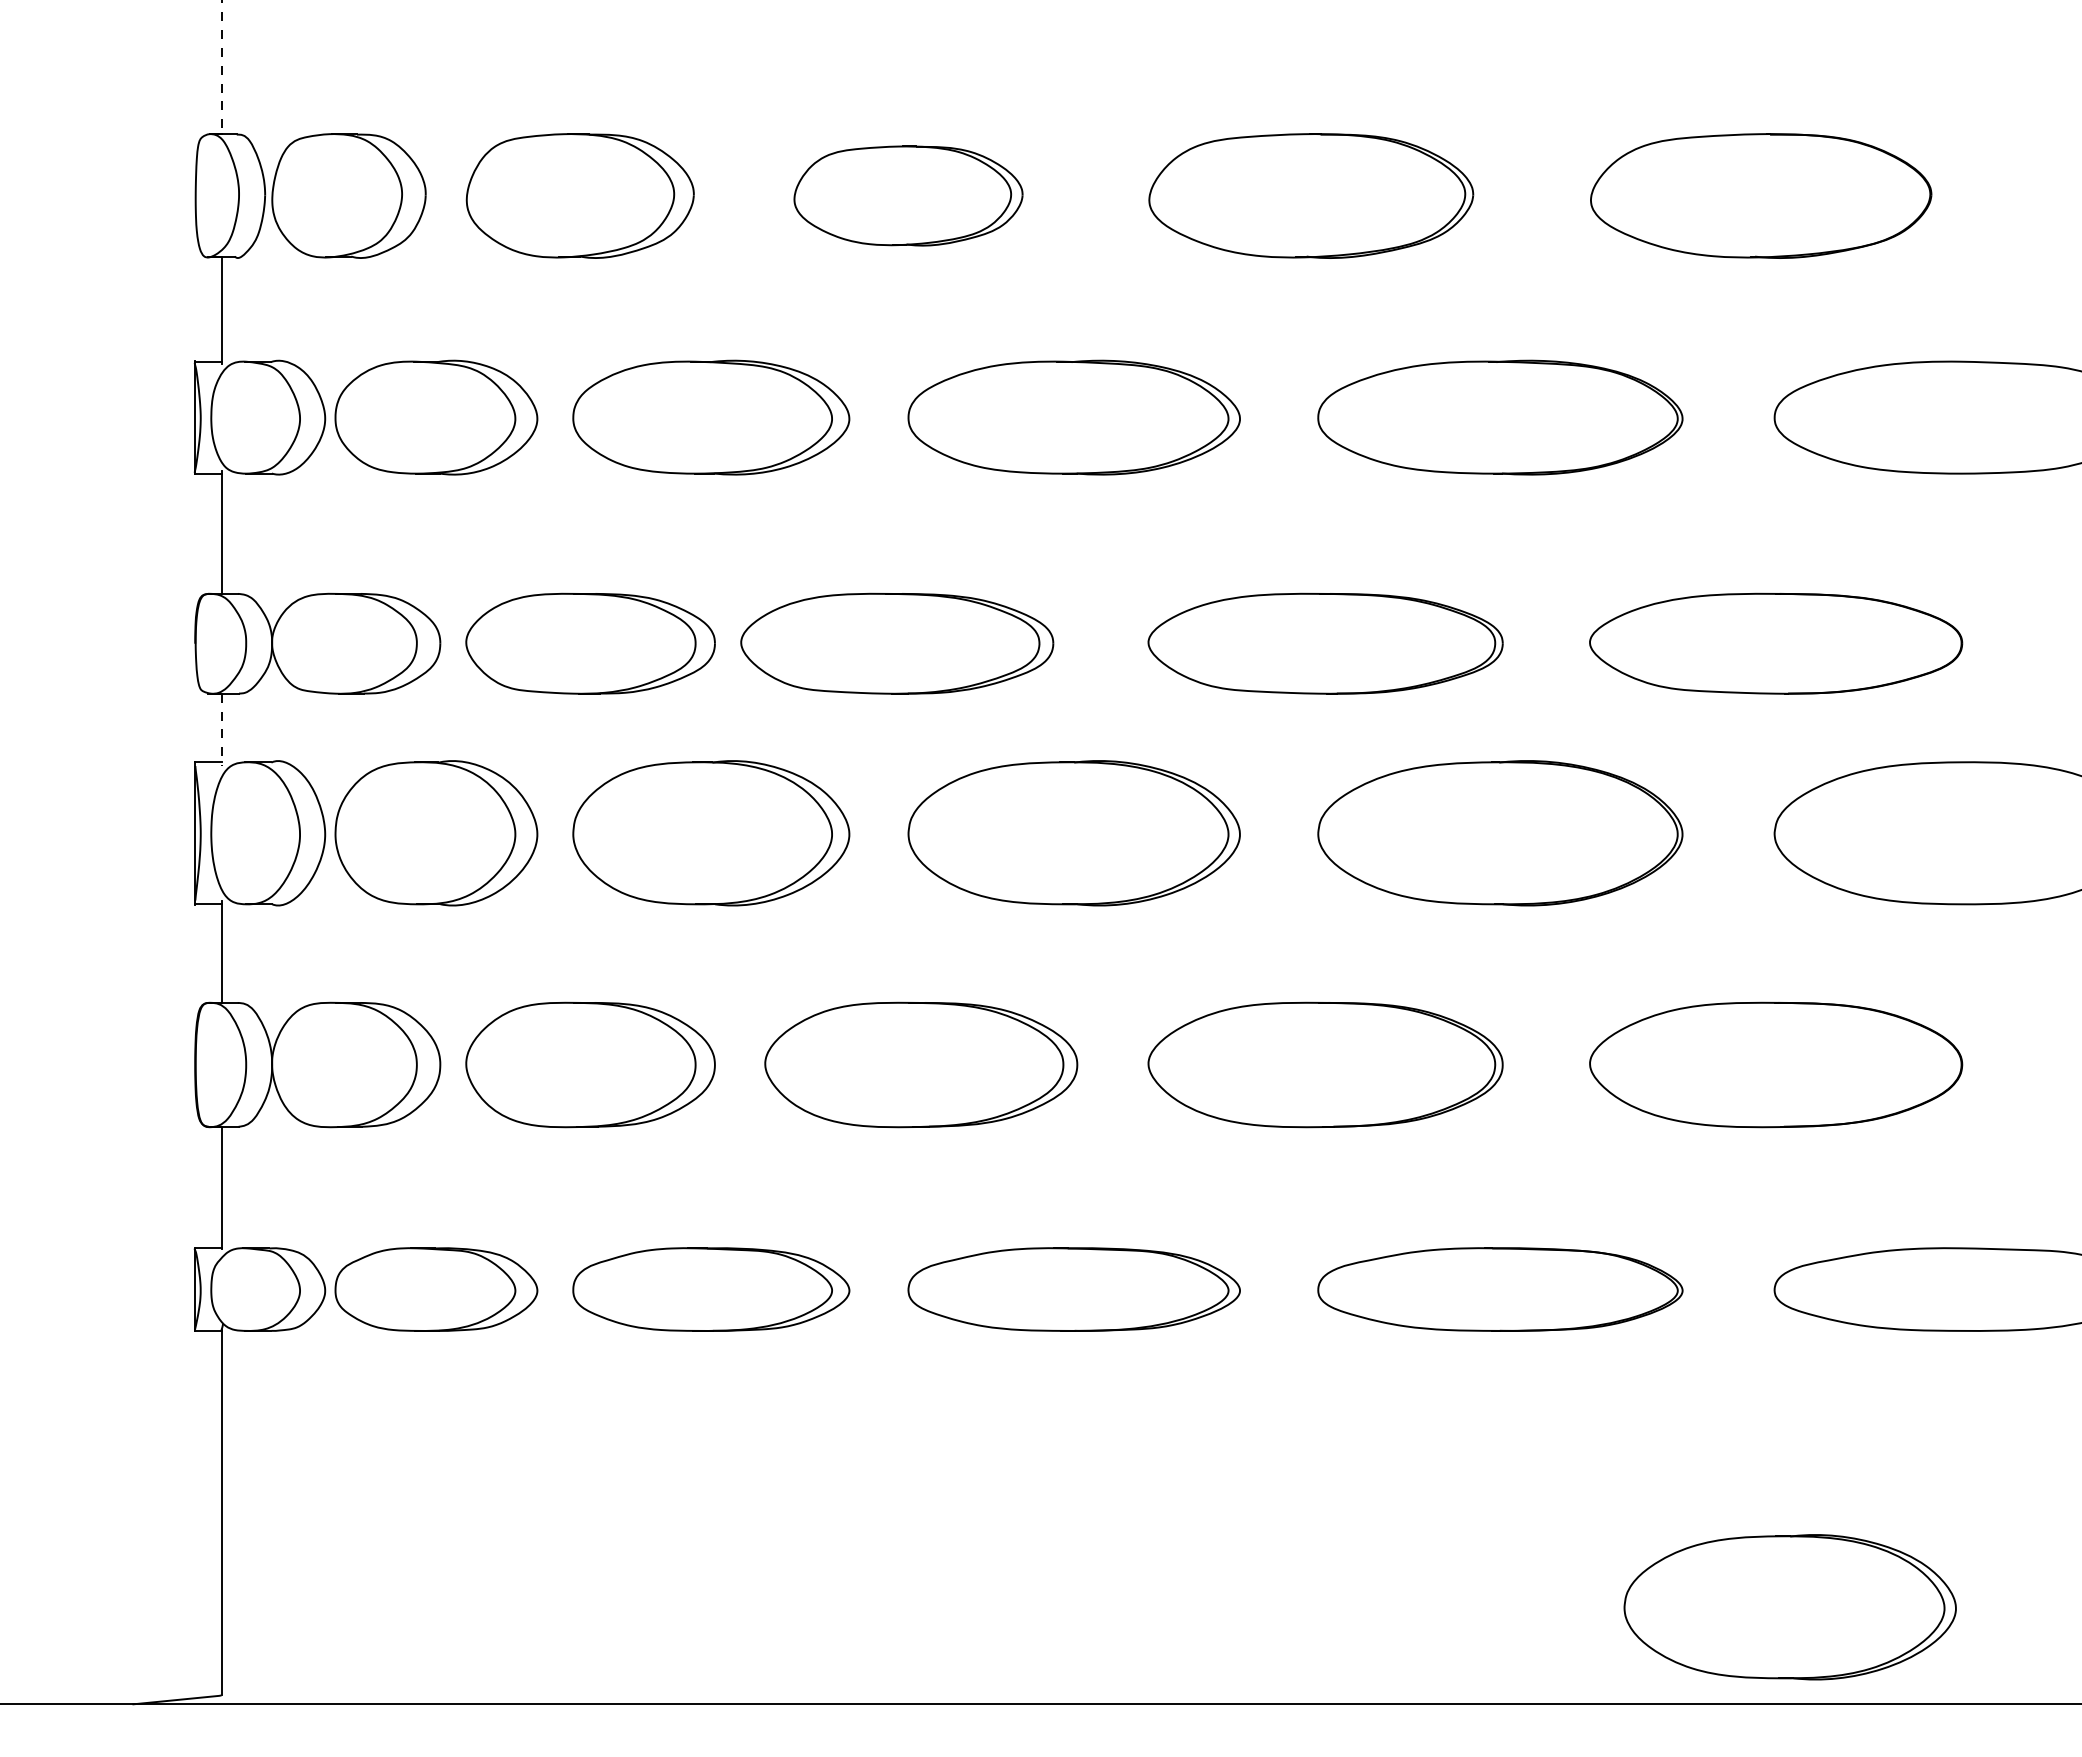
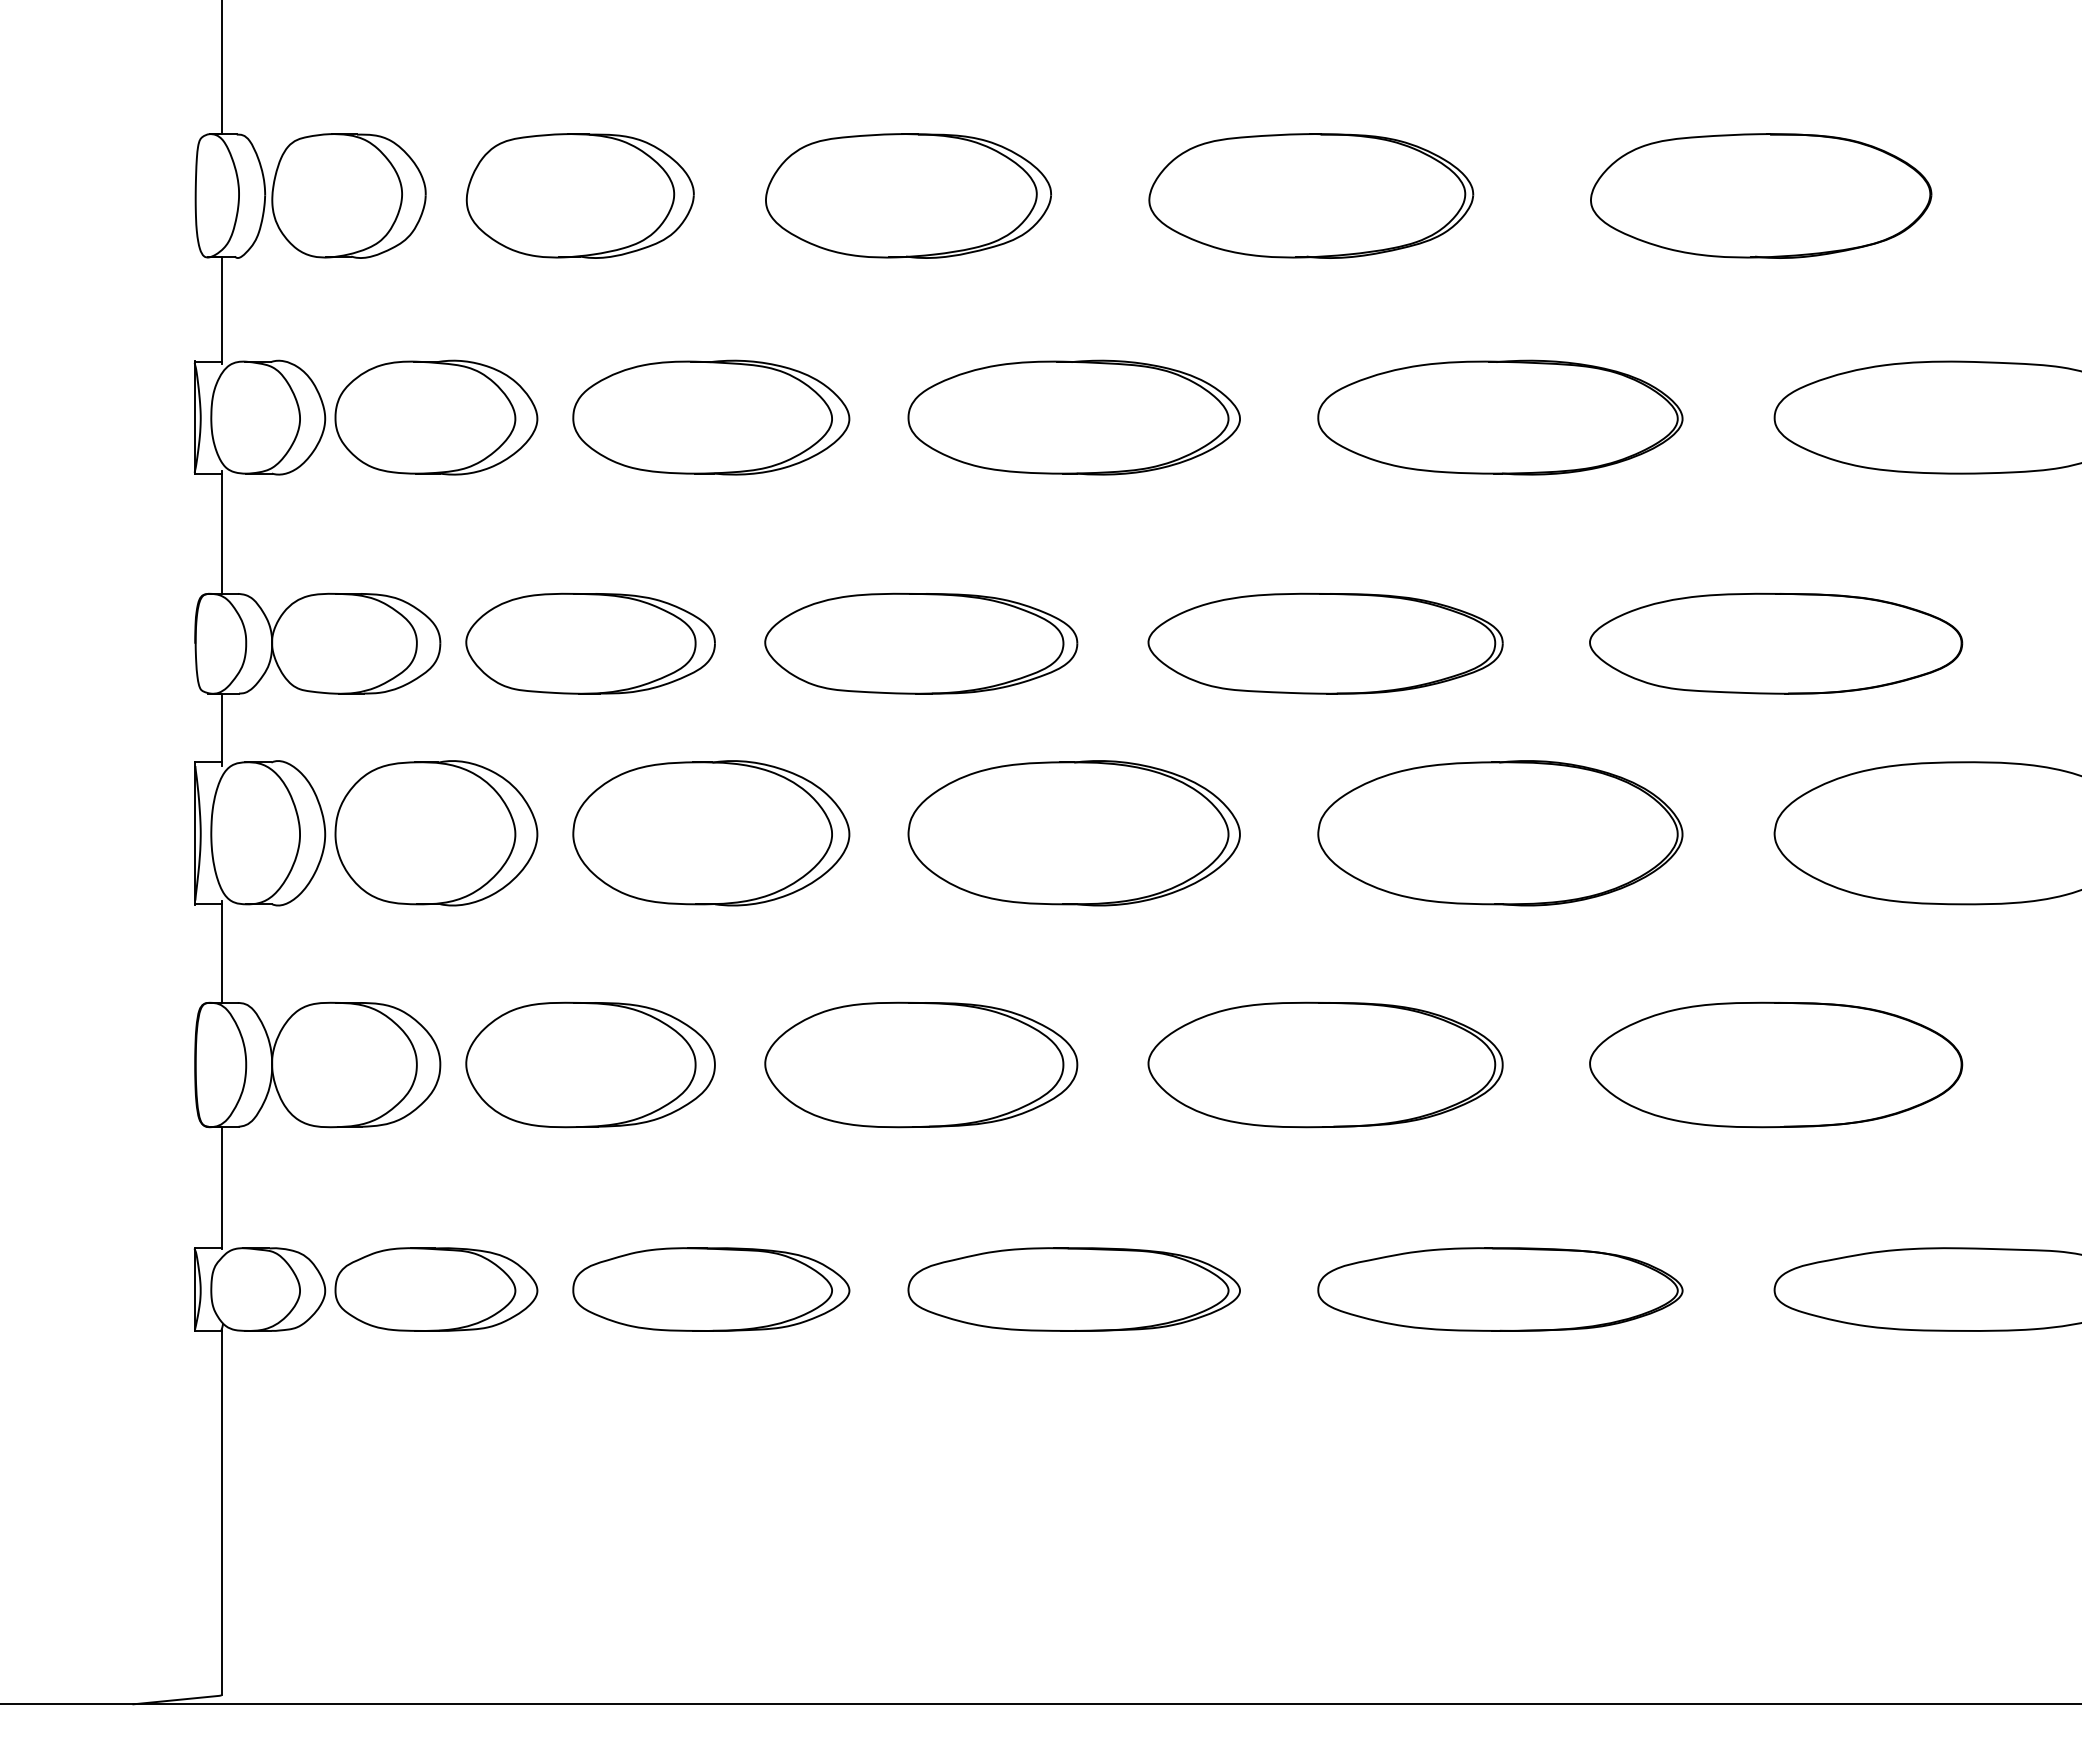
line: dashed -> solid (221, 67)
part size: 231x102 px -> 287x126 px (908, 195)
part position: (897, 643) -> (921, 643) (921, 643)
line: dashed -> solid (221, 730)
part: present -> none (1789, 1607)
